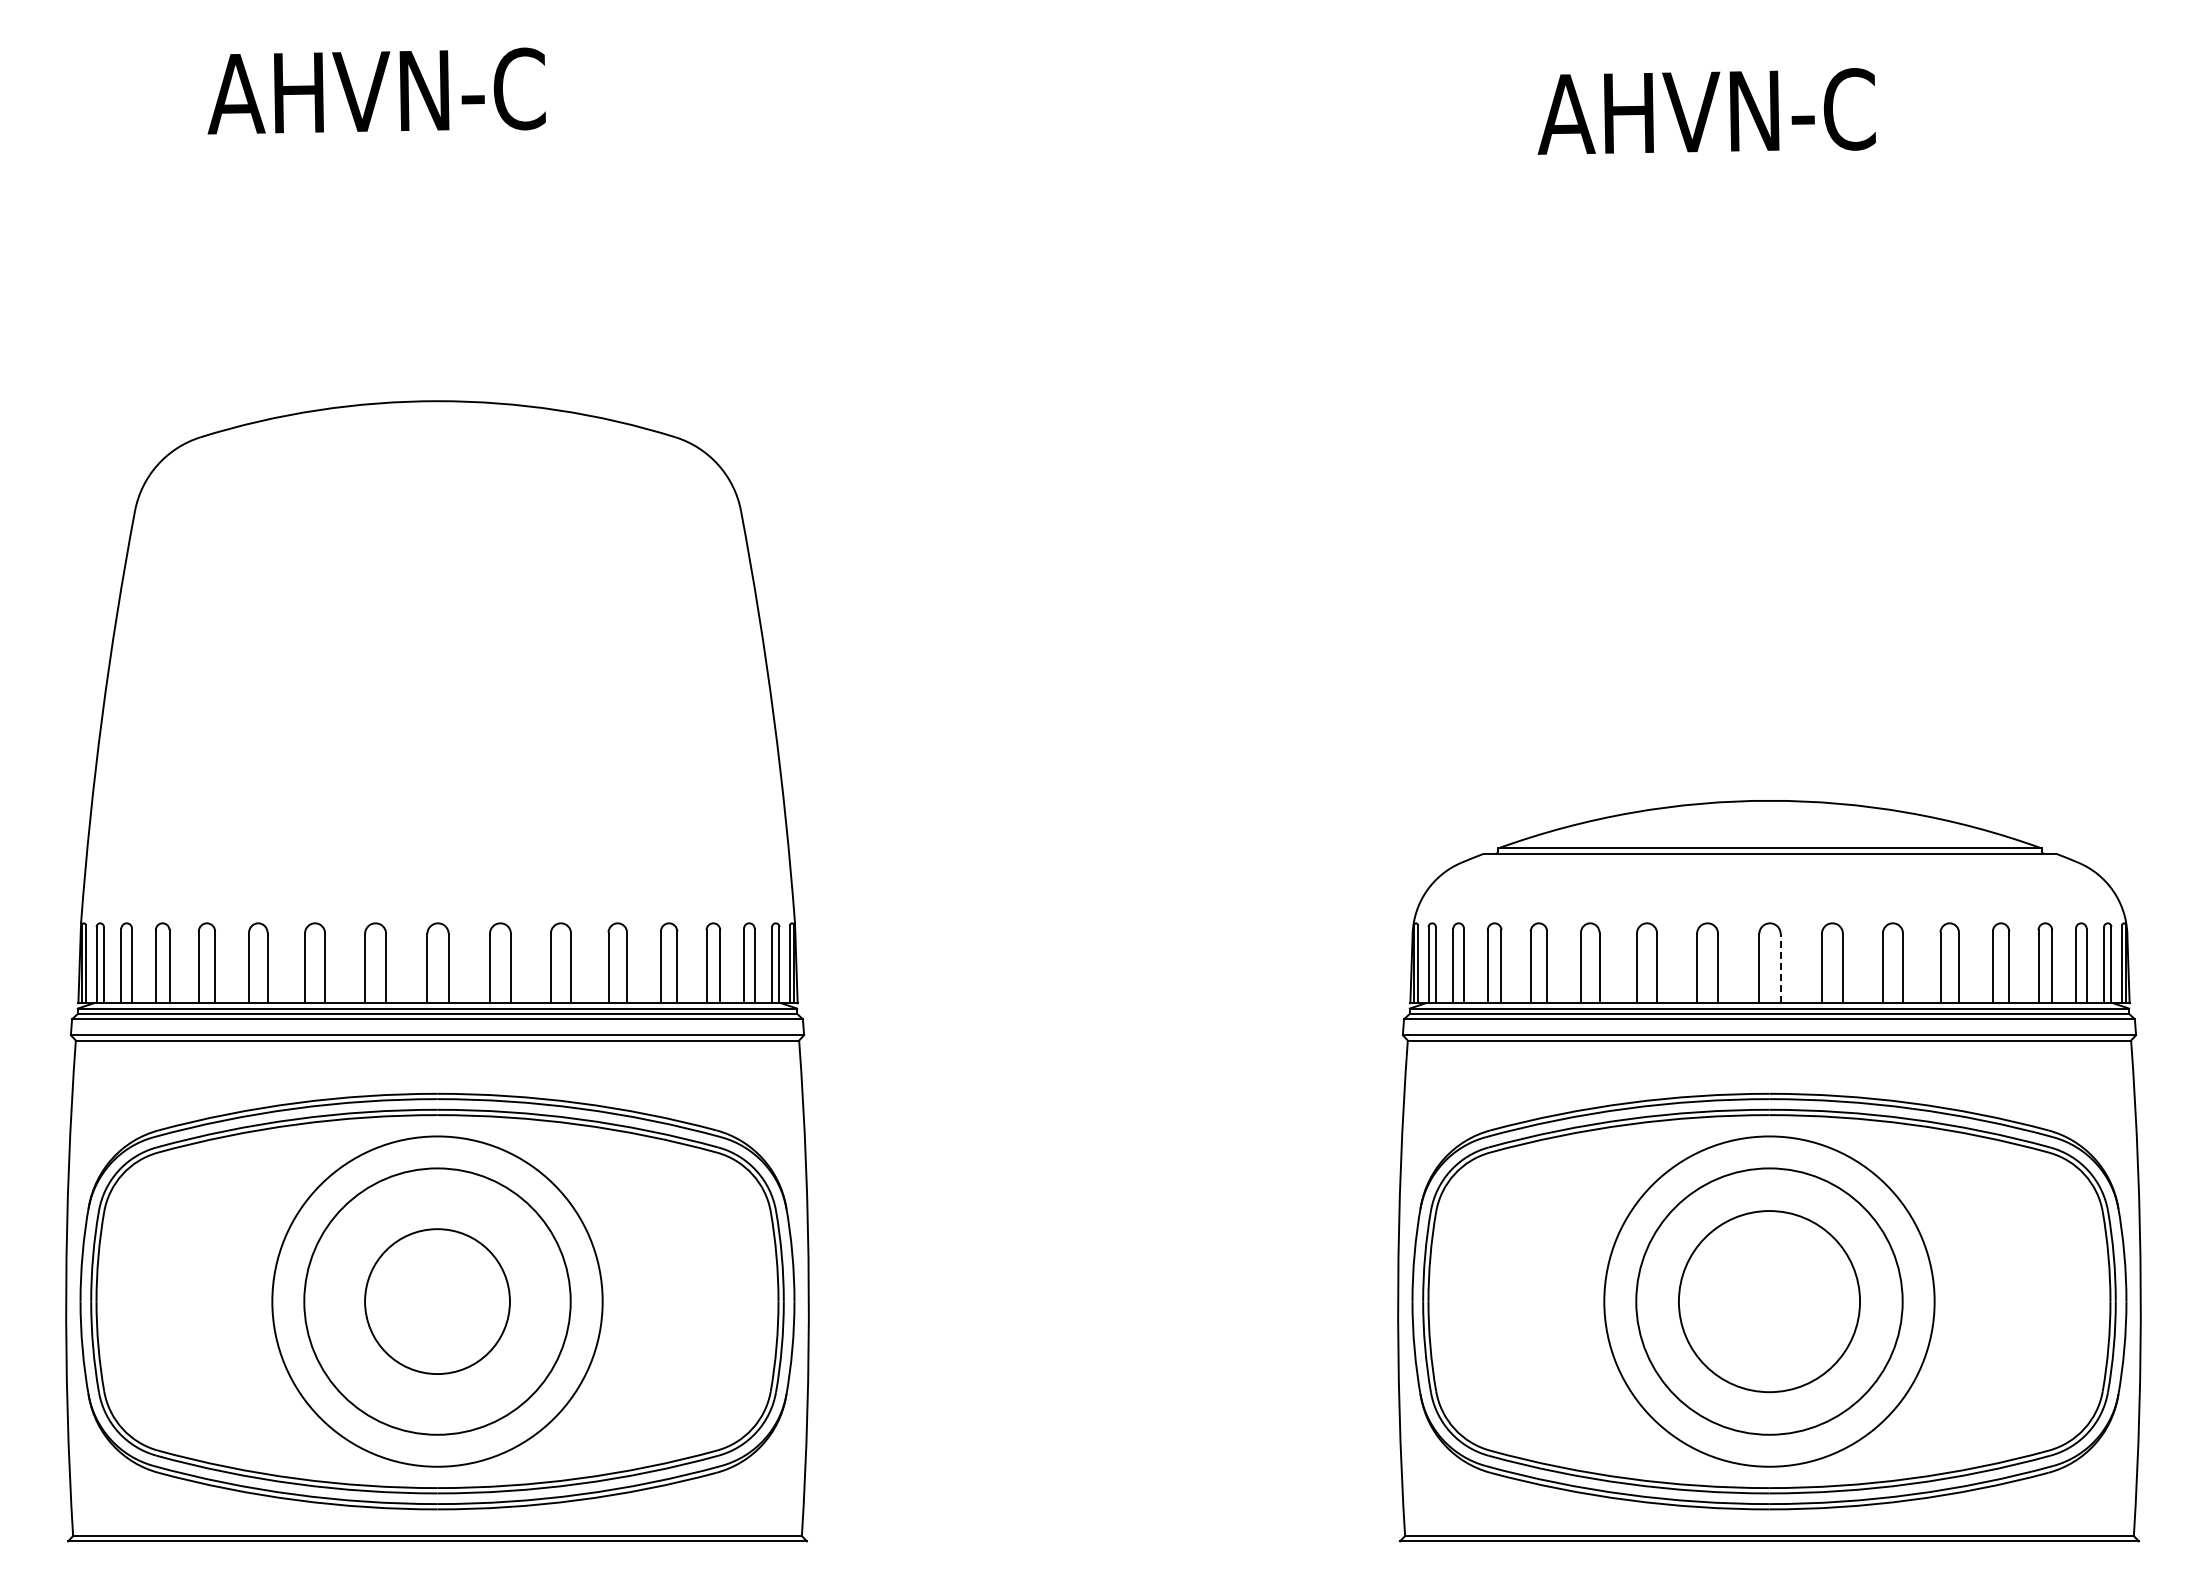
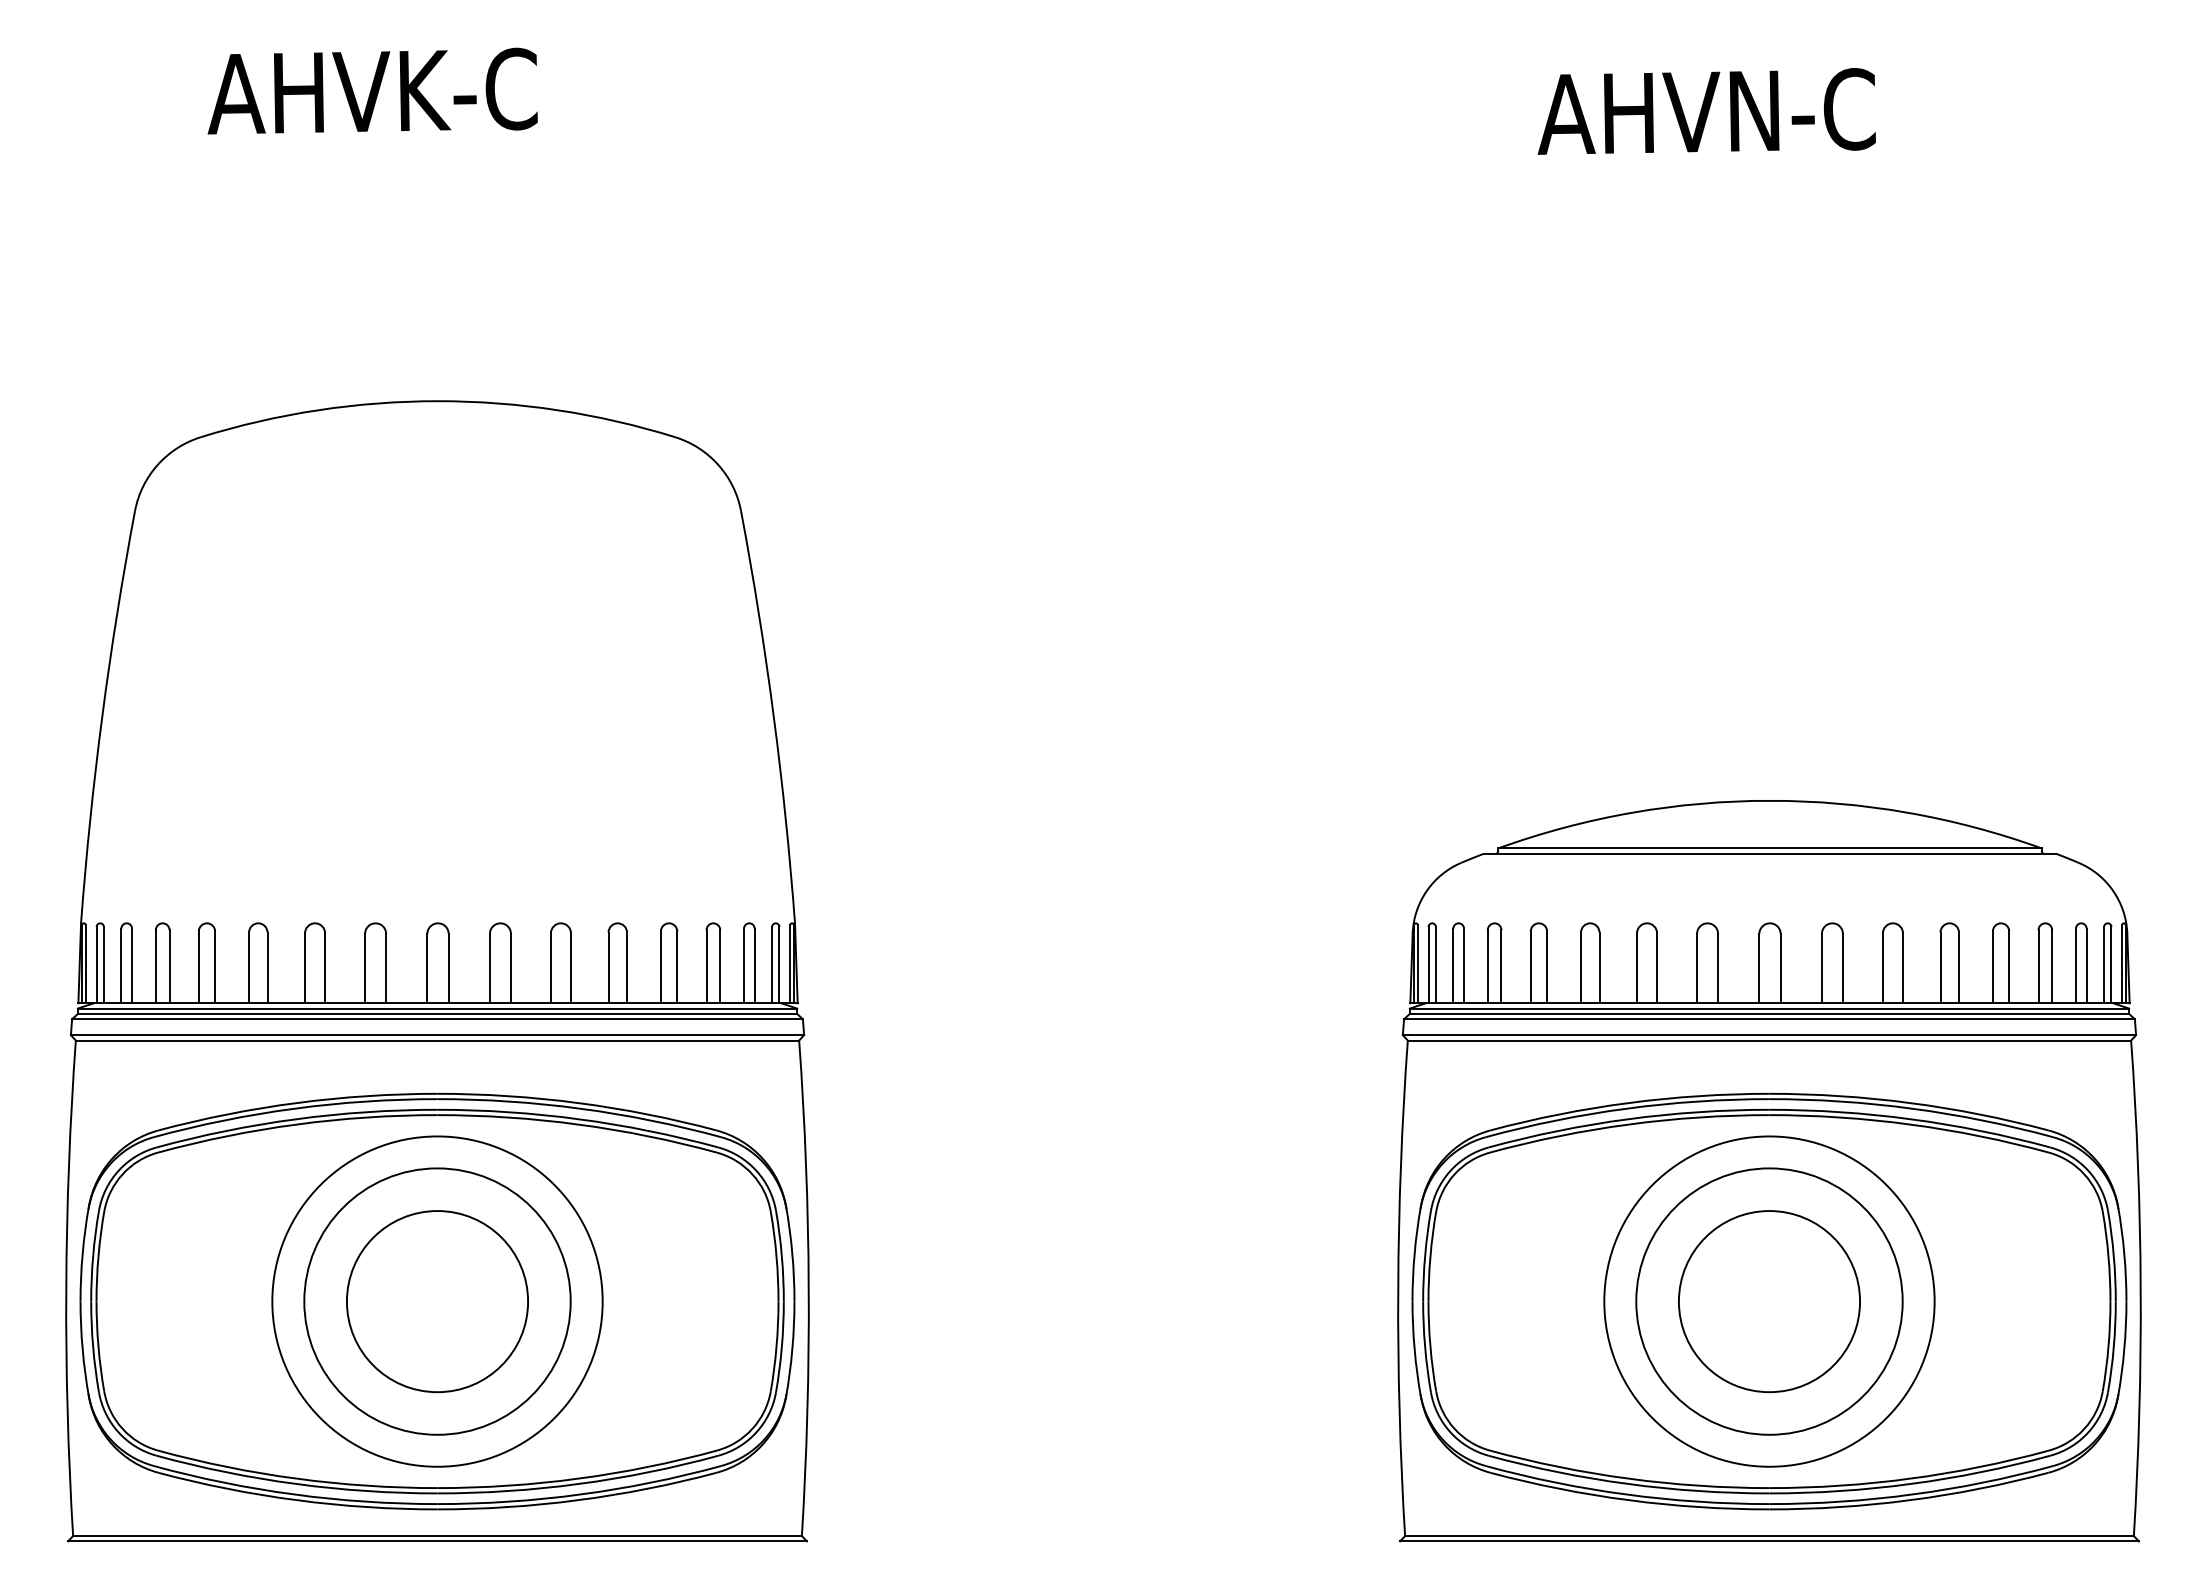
text: AHVN-C -> AHVK-C (476, 88)
line: dashed -> solid (1780, 968)
circle diameter: 145 px -> 181 px (437, 1301)
